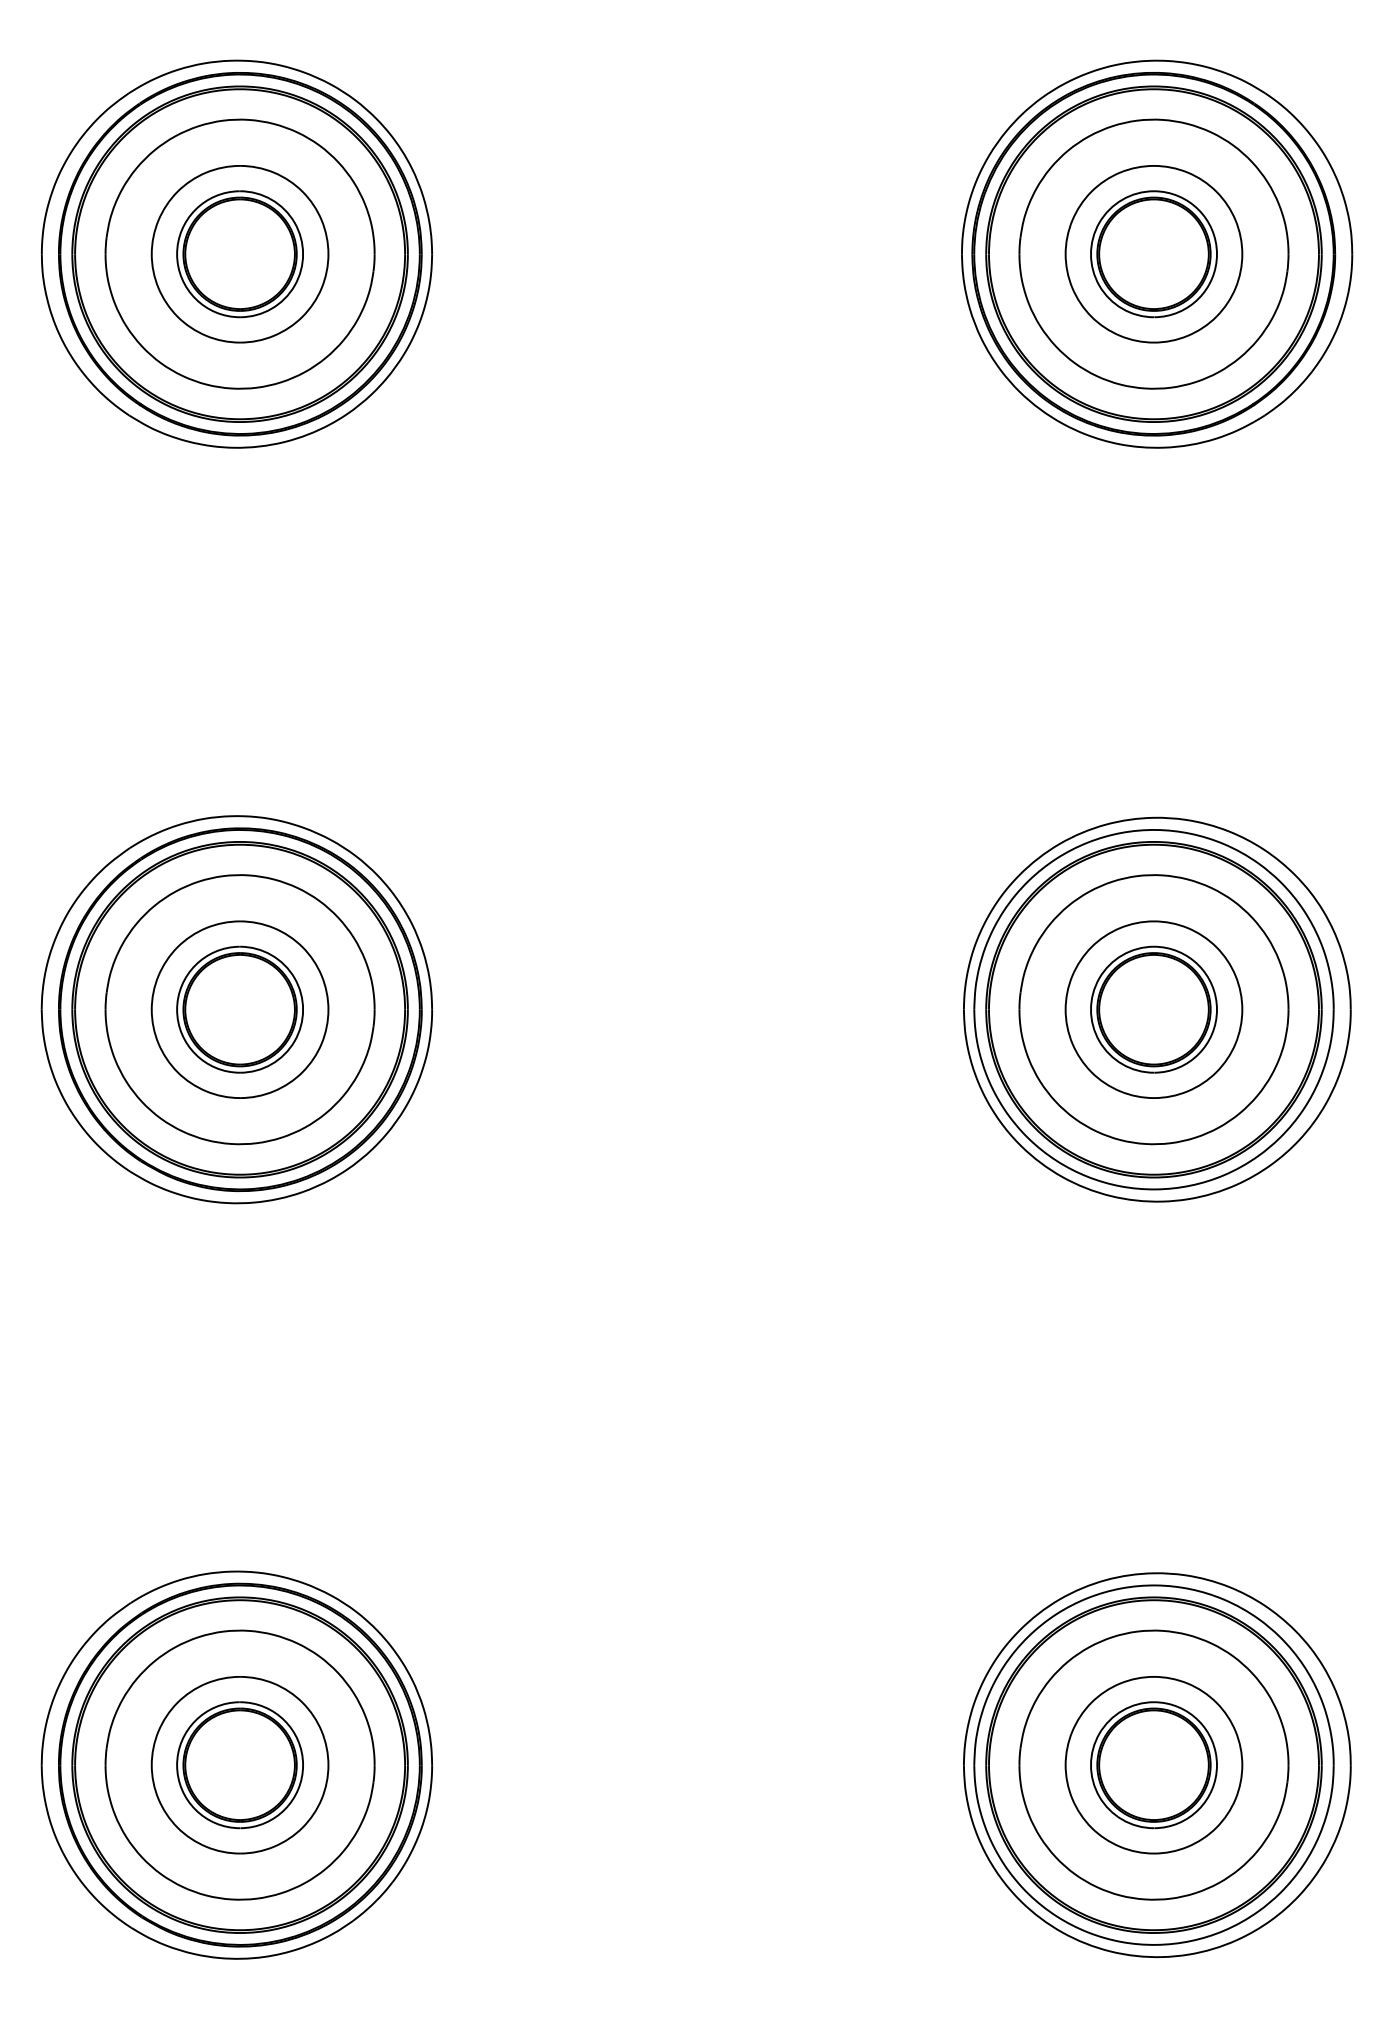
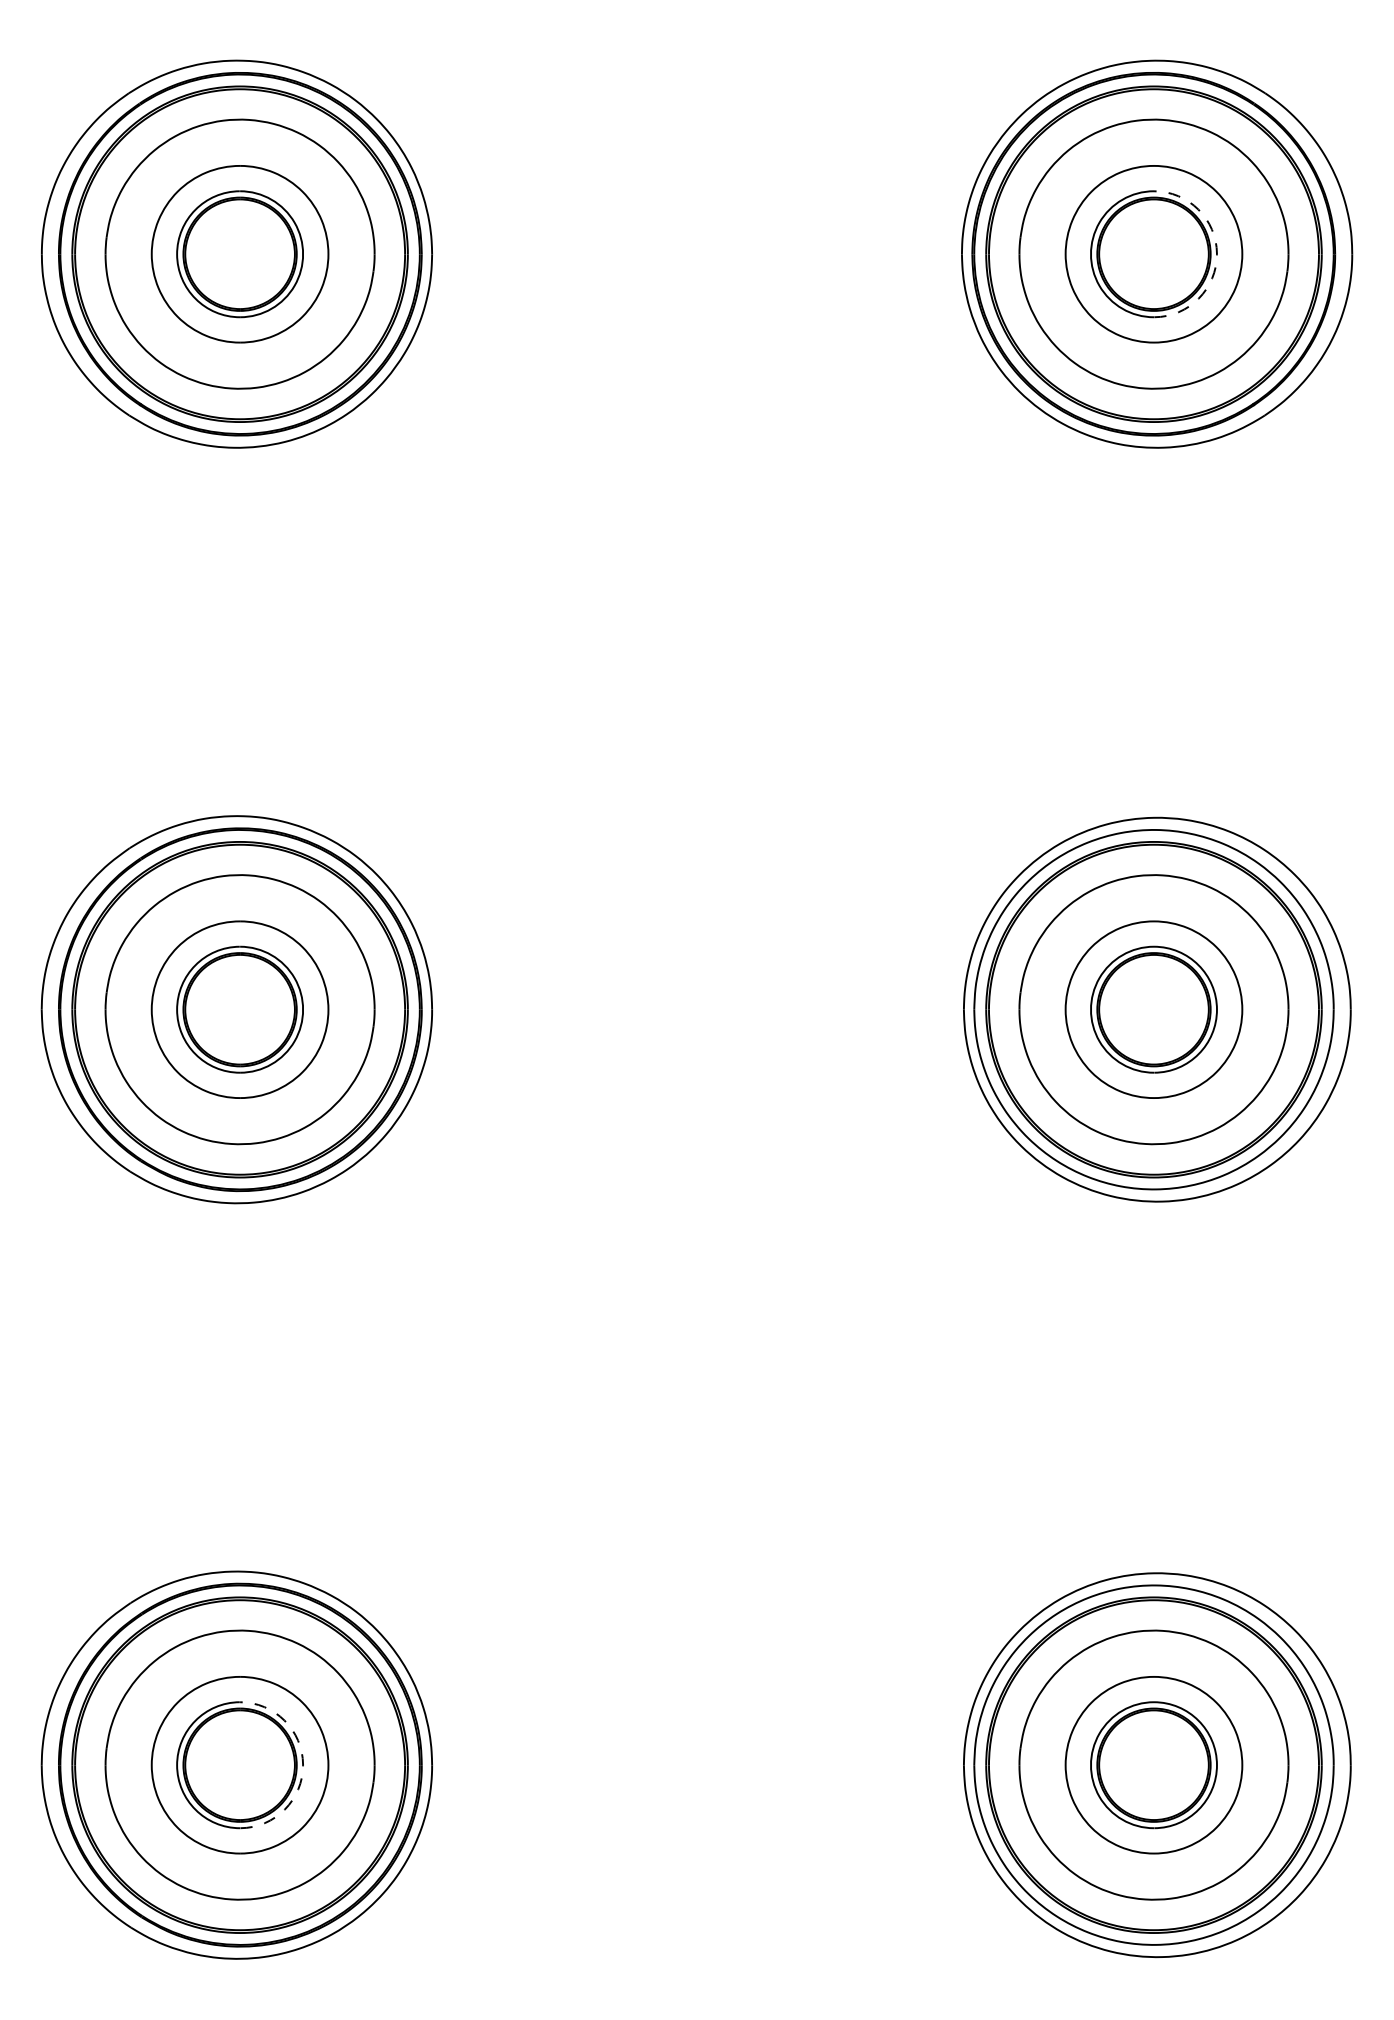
arc: solid -> dashed (1216, 254)
arc: solid -> dashed (303, 1765)
